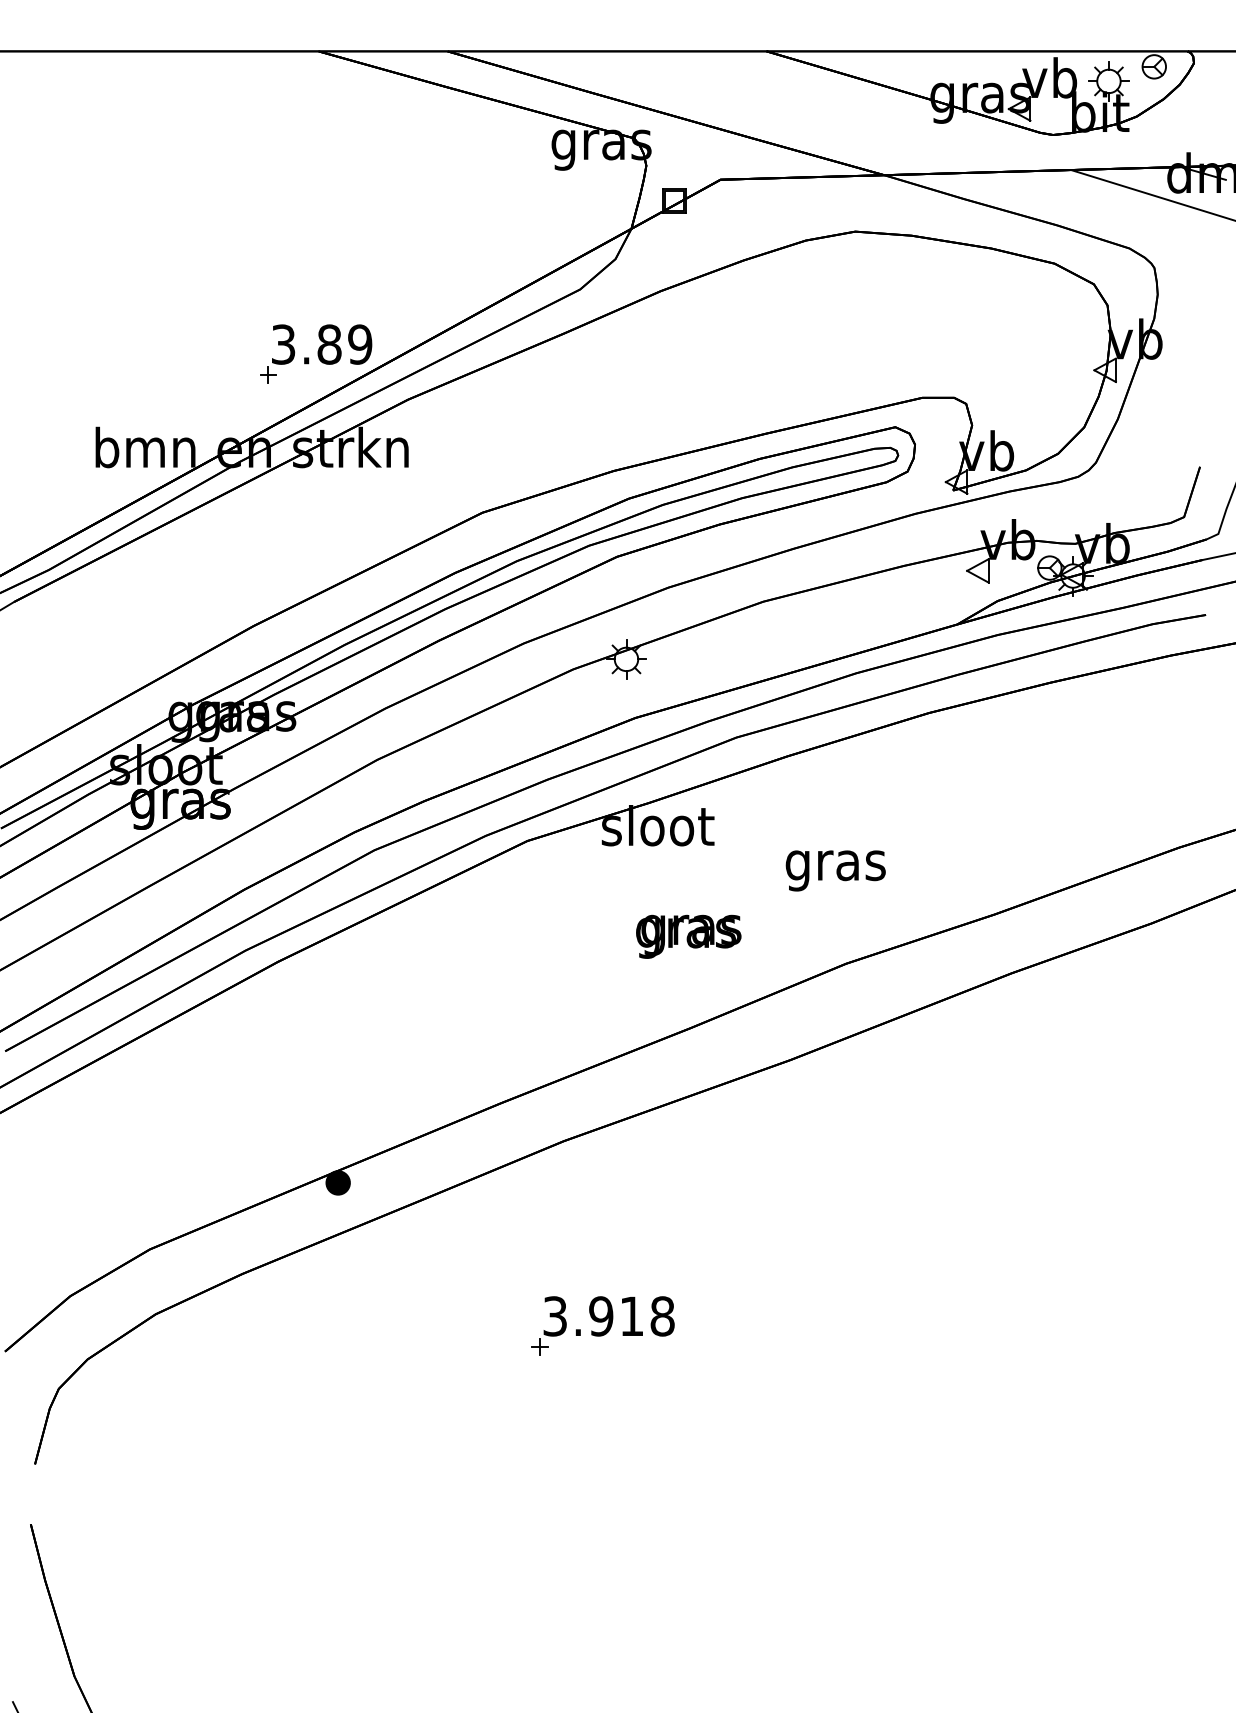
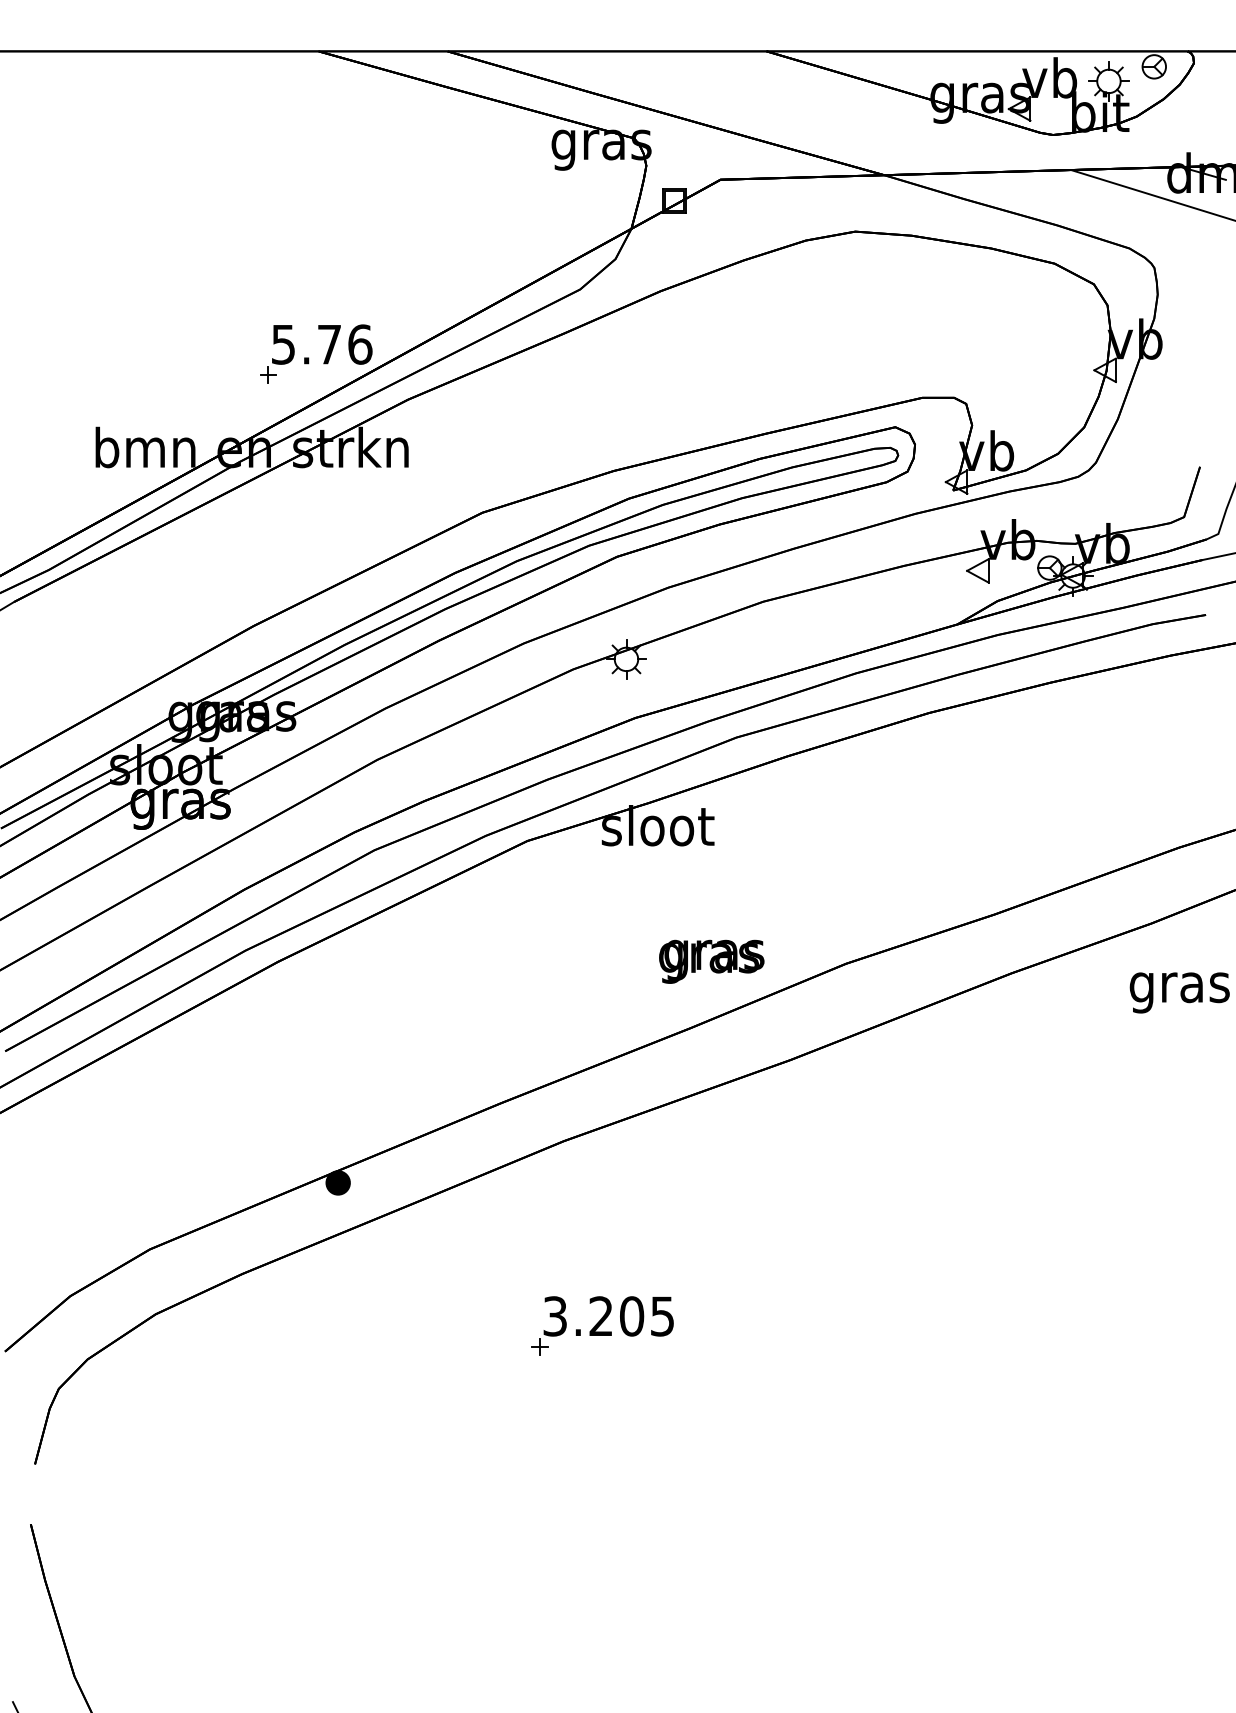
text: 3.89 -> 5.76 (322, 344)
text position: (835, 870) -> (1179, 992) (1179, 992)
text position: (688, 936) -> (711, 961) (711, 961)
text: 3.918 -> 3.205 (631, 1316)
